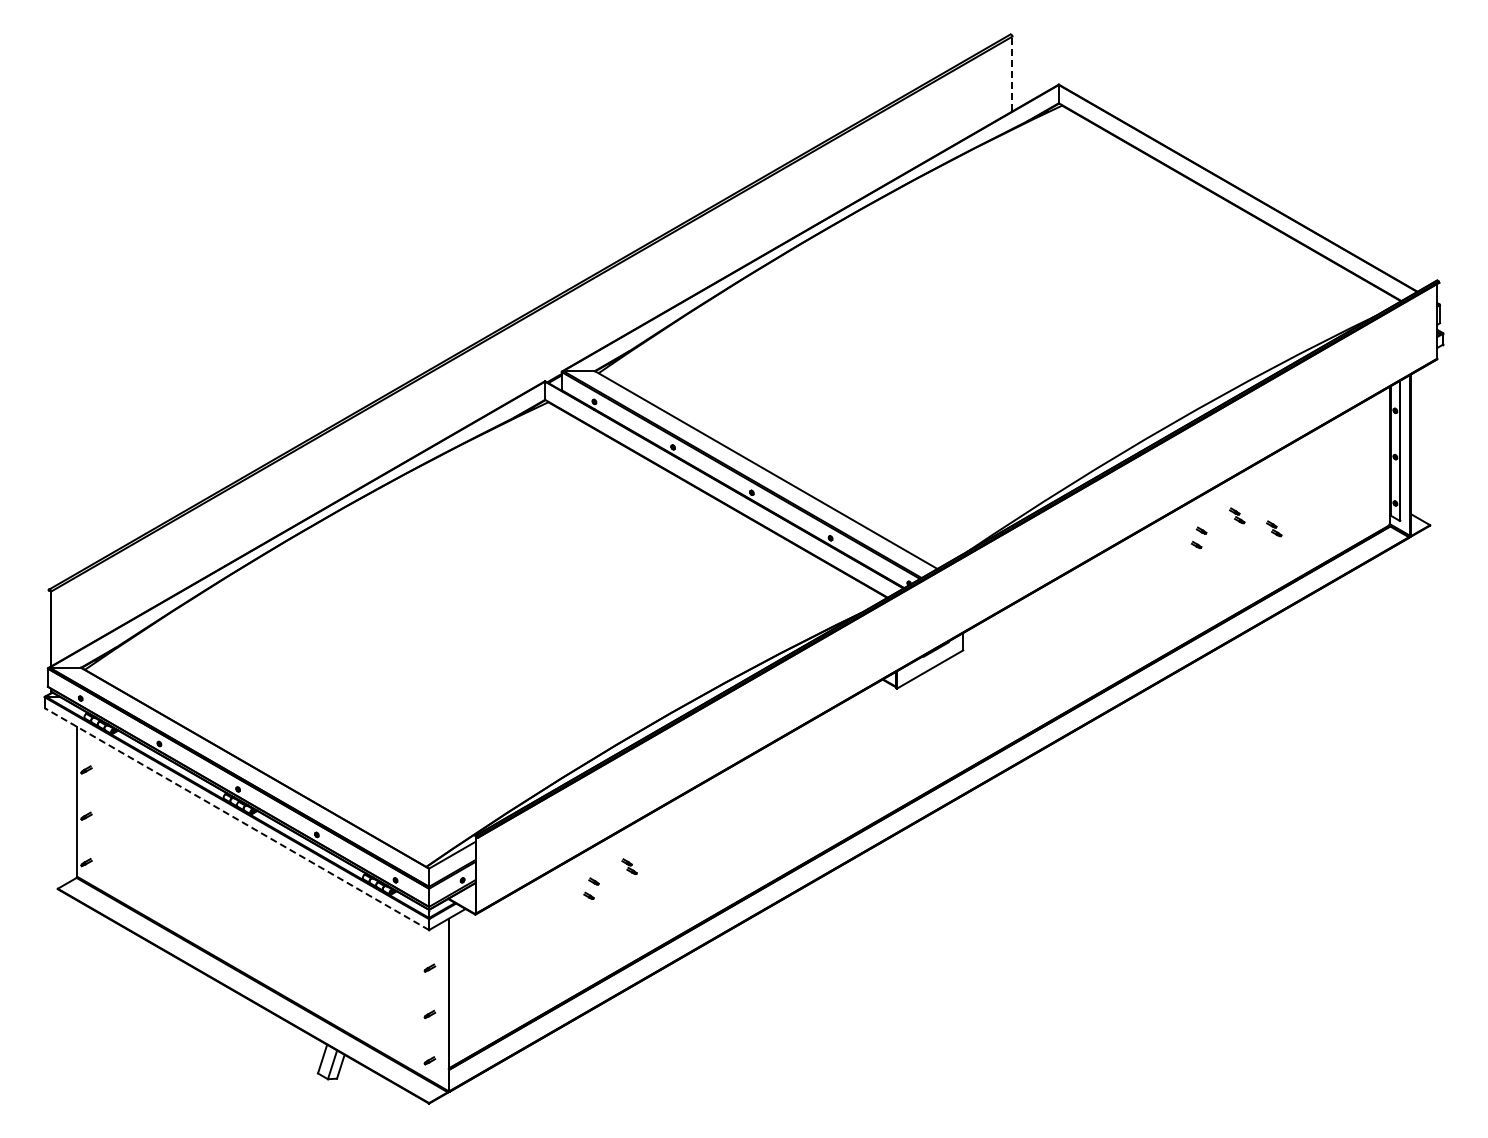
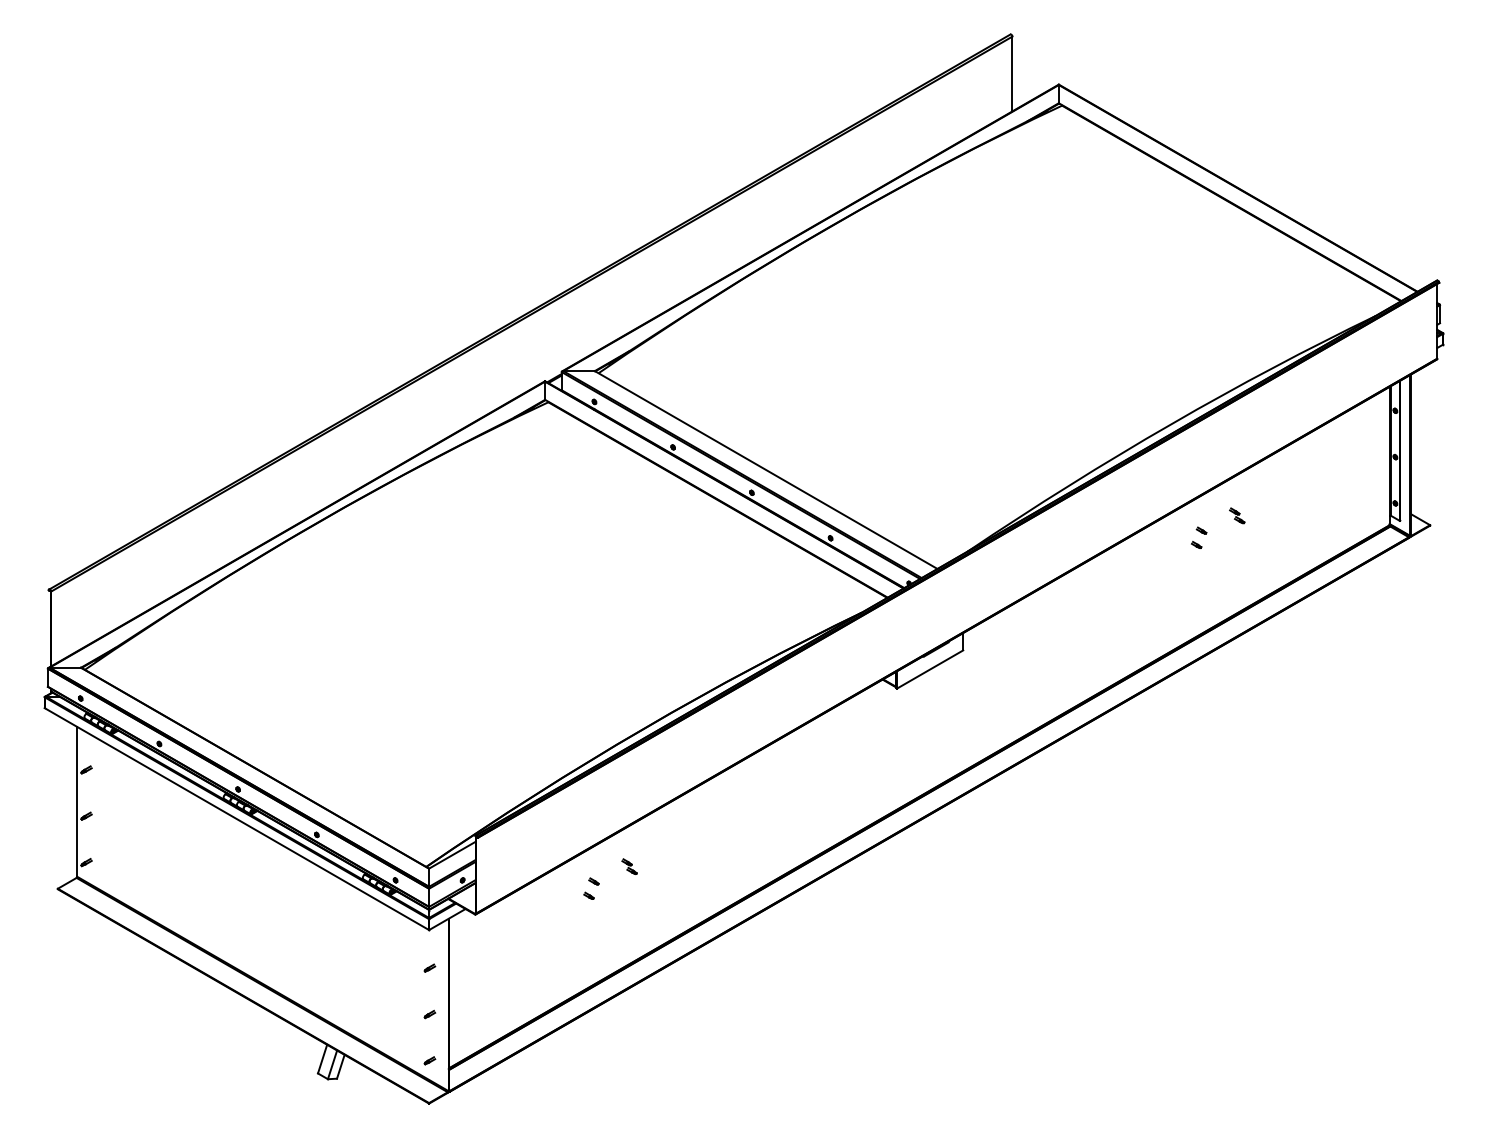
line: dashed -> solid (1012, 73)
part: present -> none (1274, 528)
line: dashed -> solid (236, 819)
